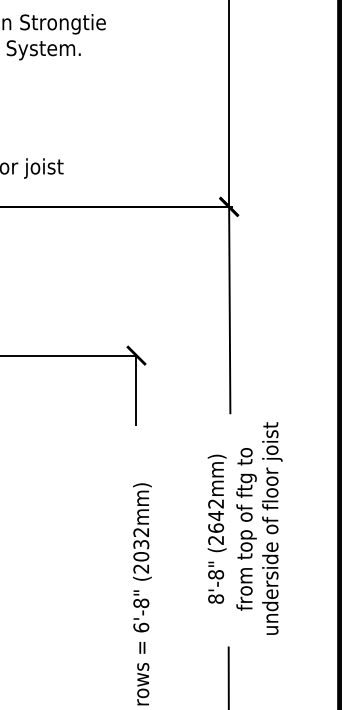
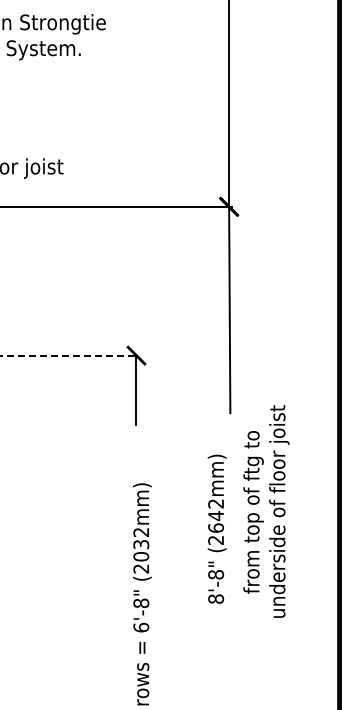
line: solid -> dashed (68, 355)
text position: (259, 528) -> (266, 511) (266, 511)
line: present -> none (228, 676)
